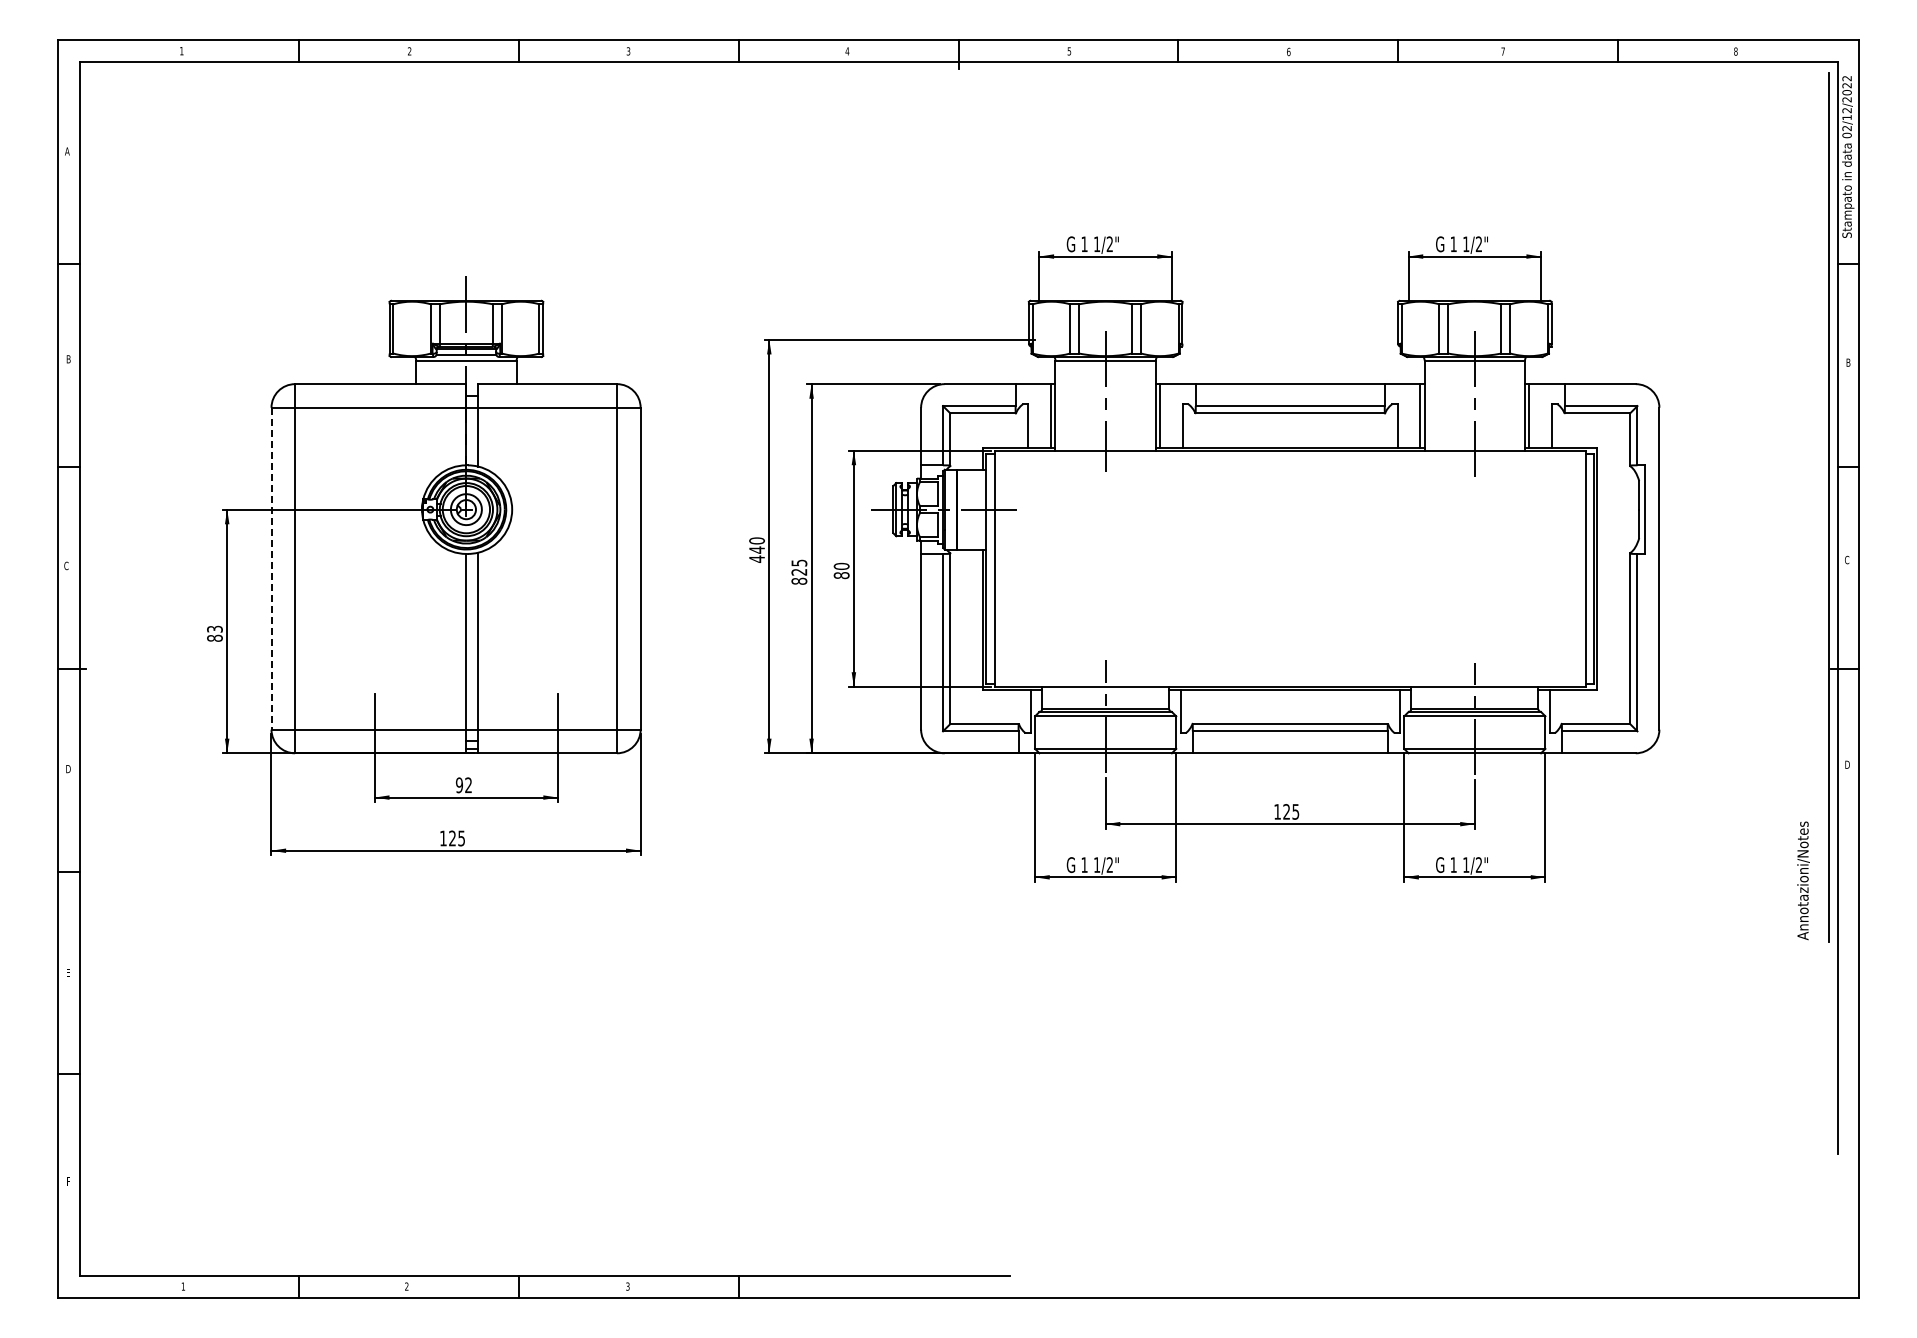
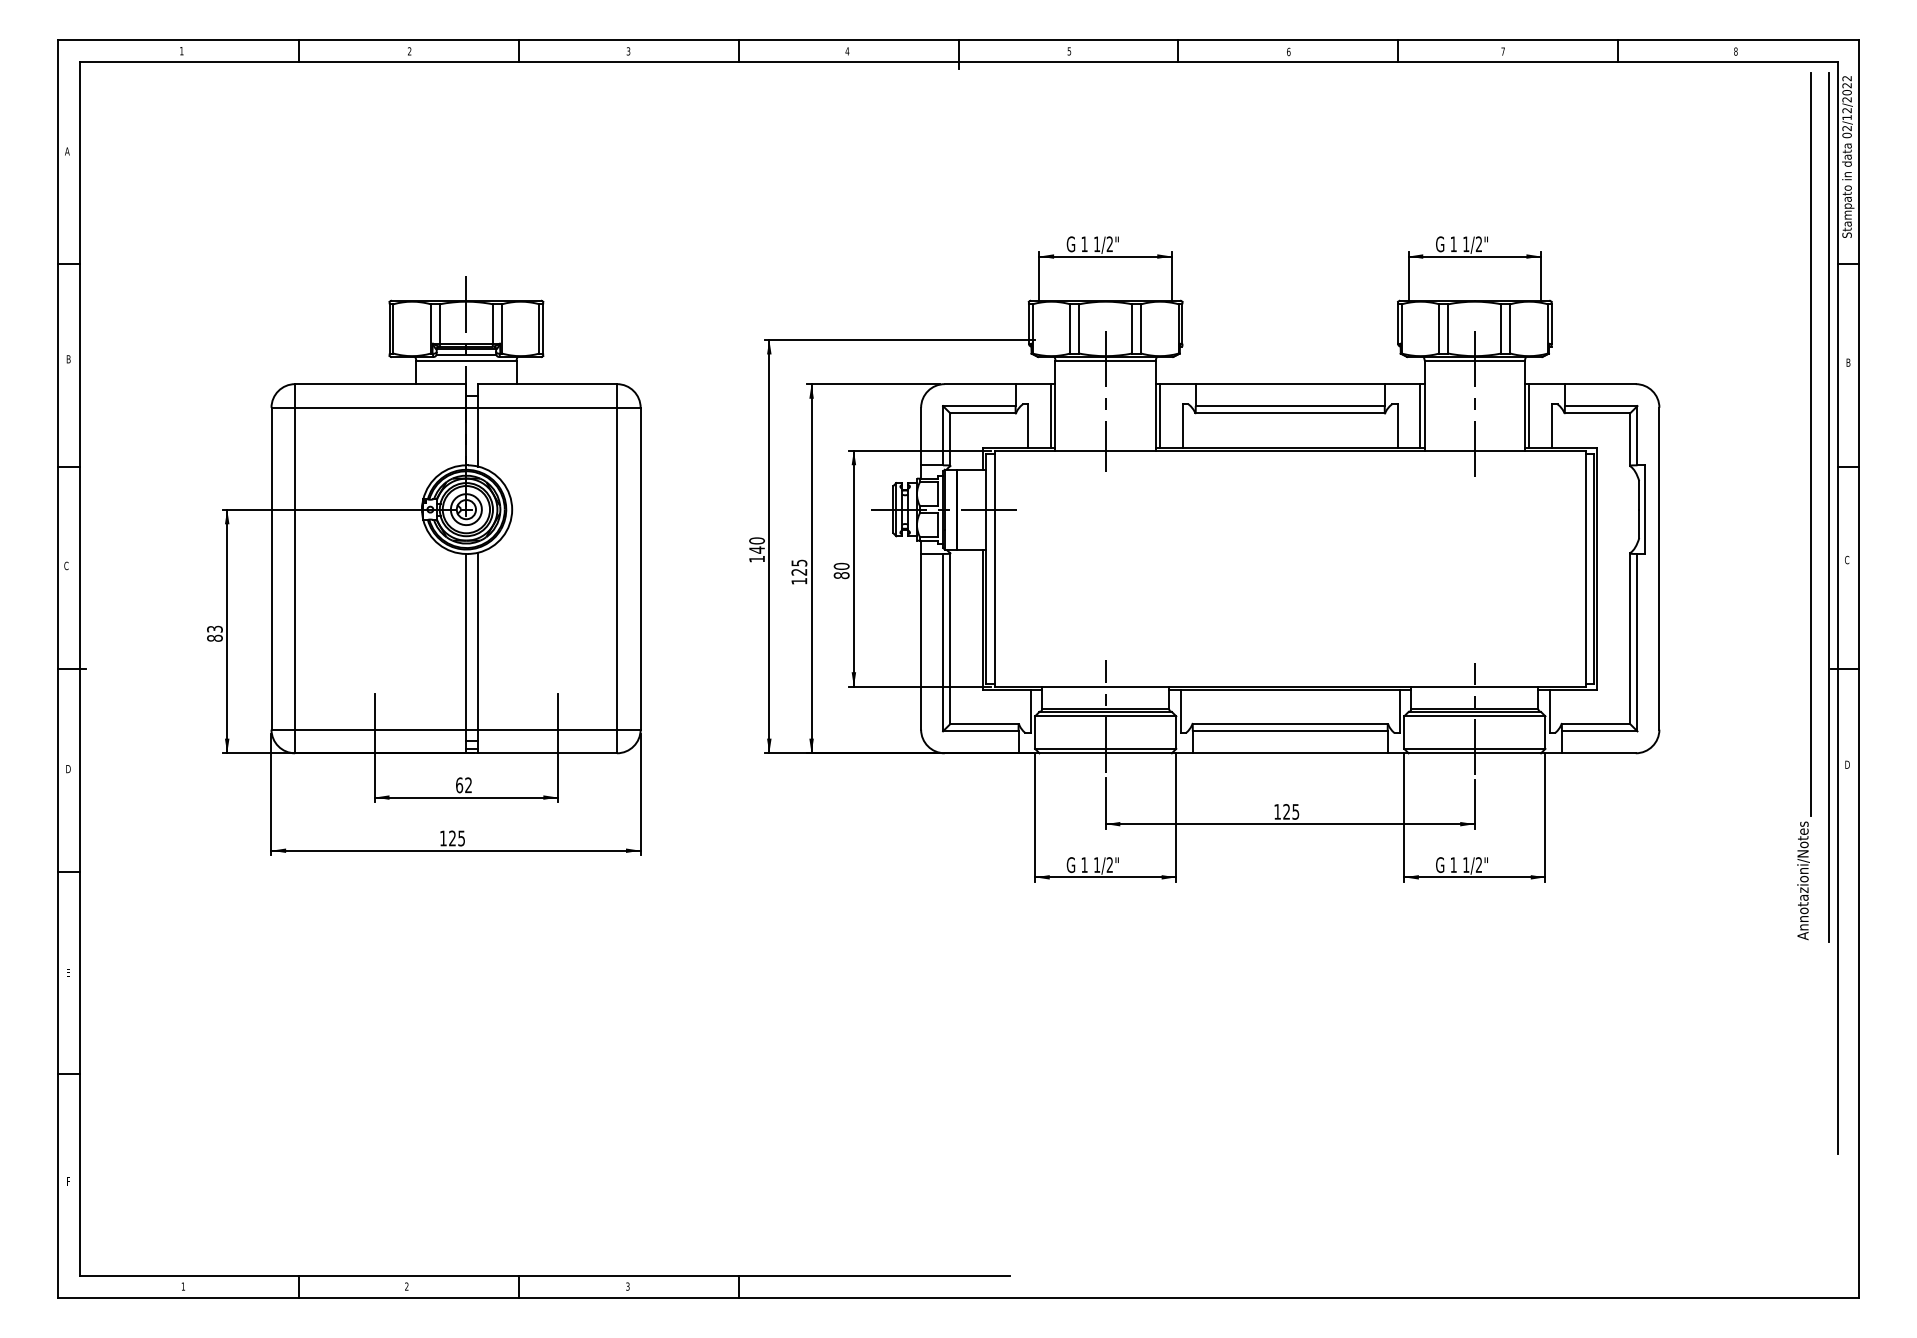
line: none -> present (1810, 444)
text: 440 -> 140 (756, 558)
line: dashed -> solid (271, 568)
text: 825 -> 125 (799, 580)
text: 92 -> 62 (459, 785)
